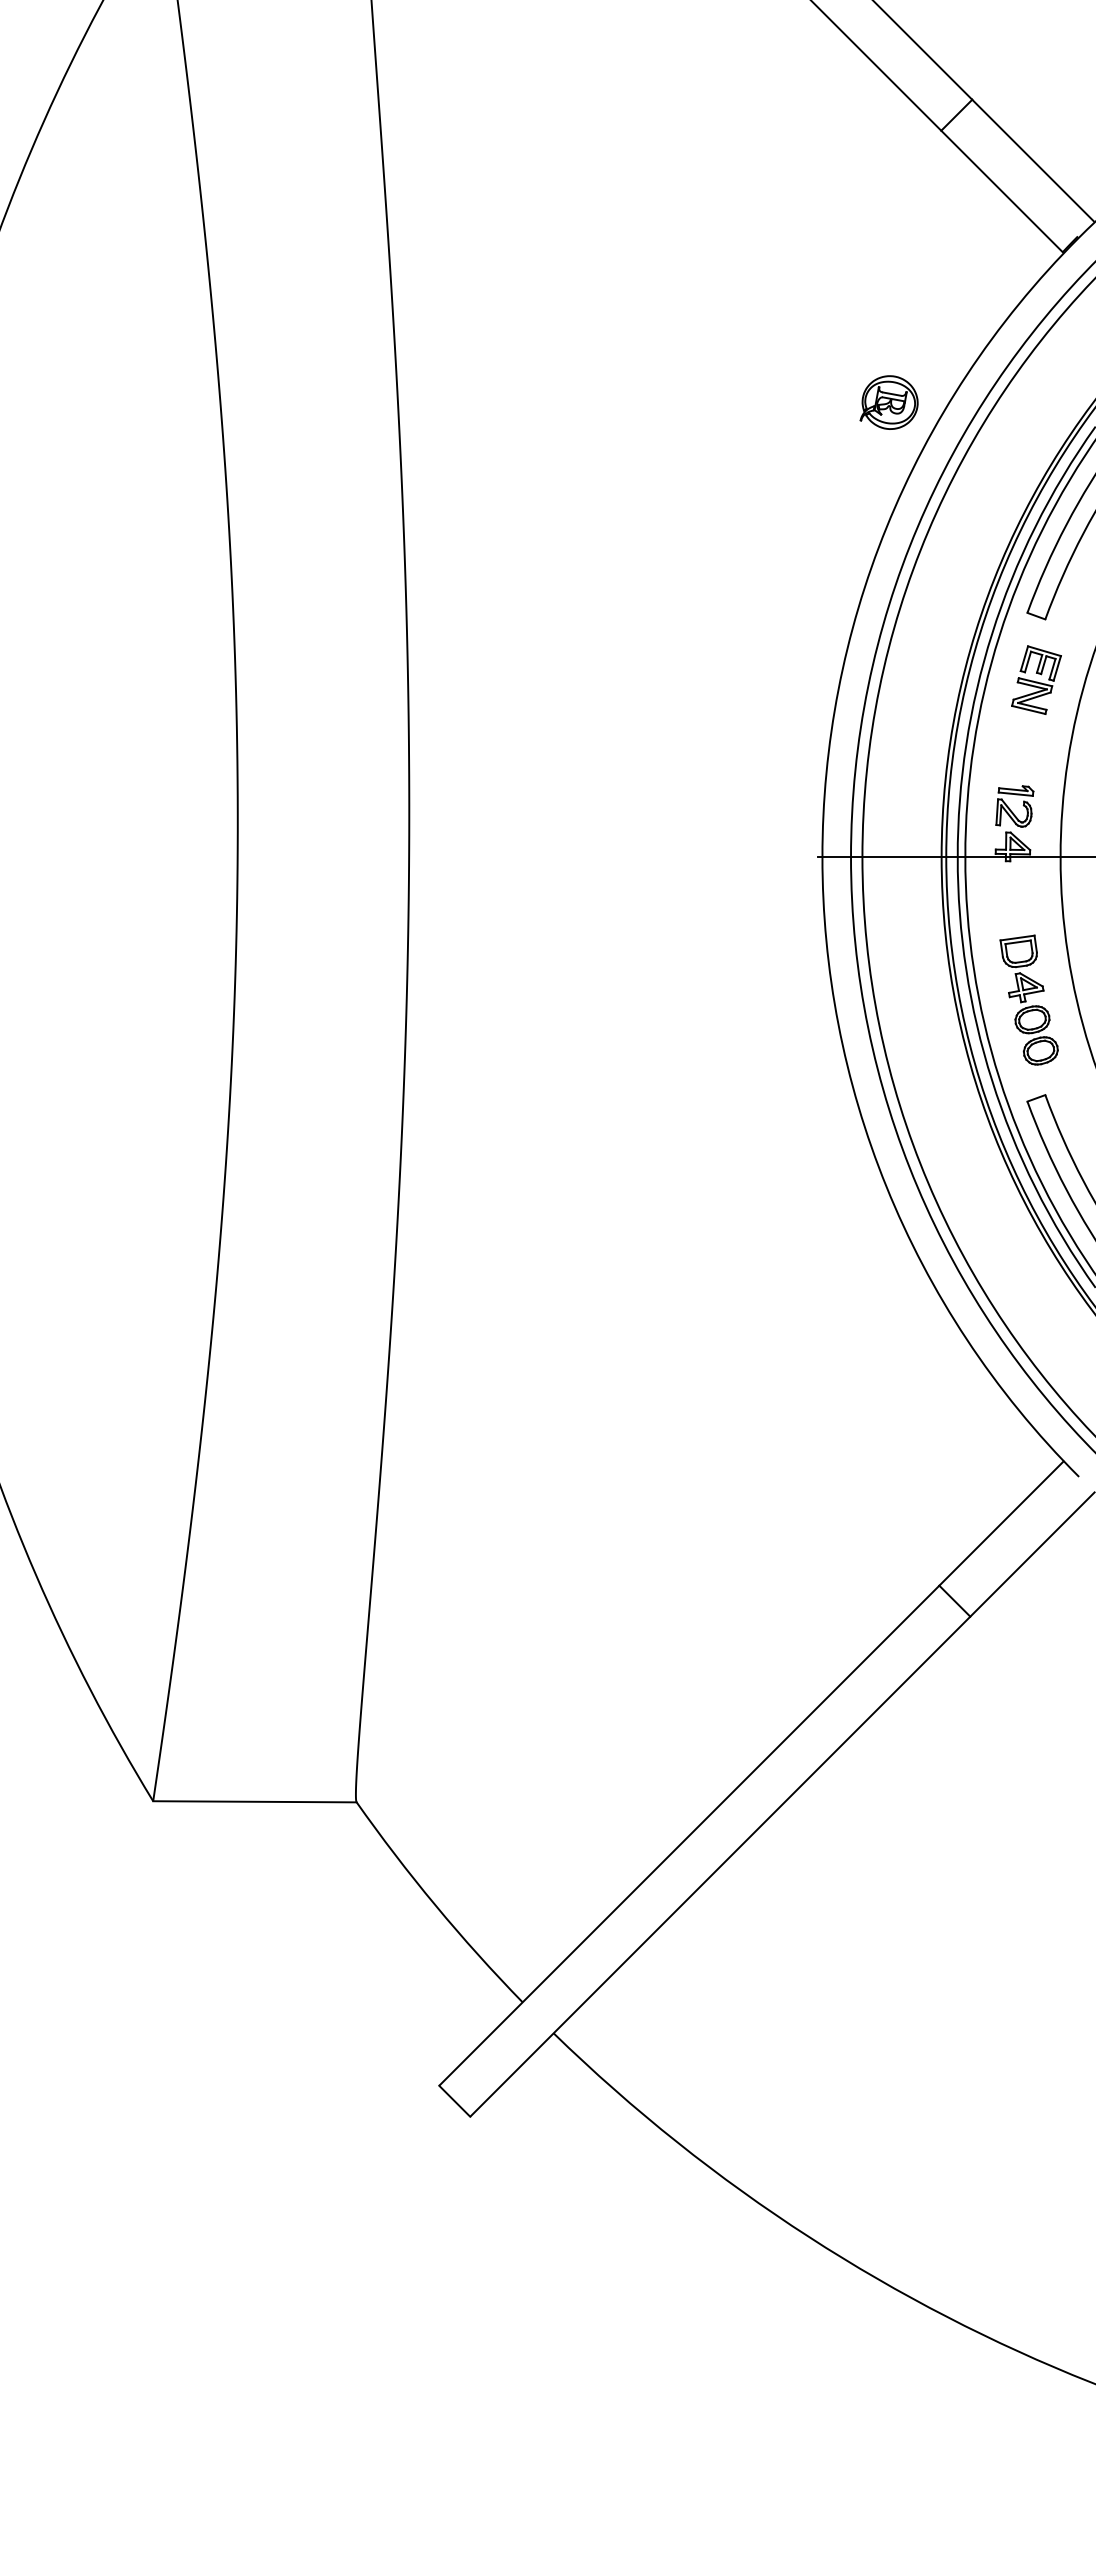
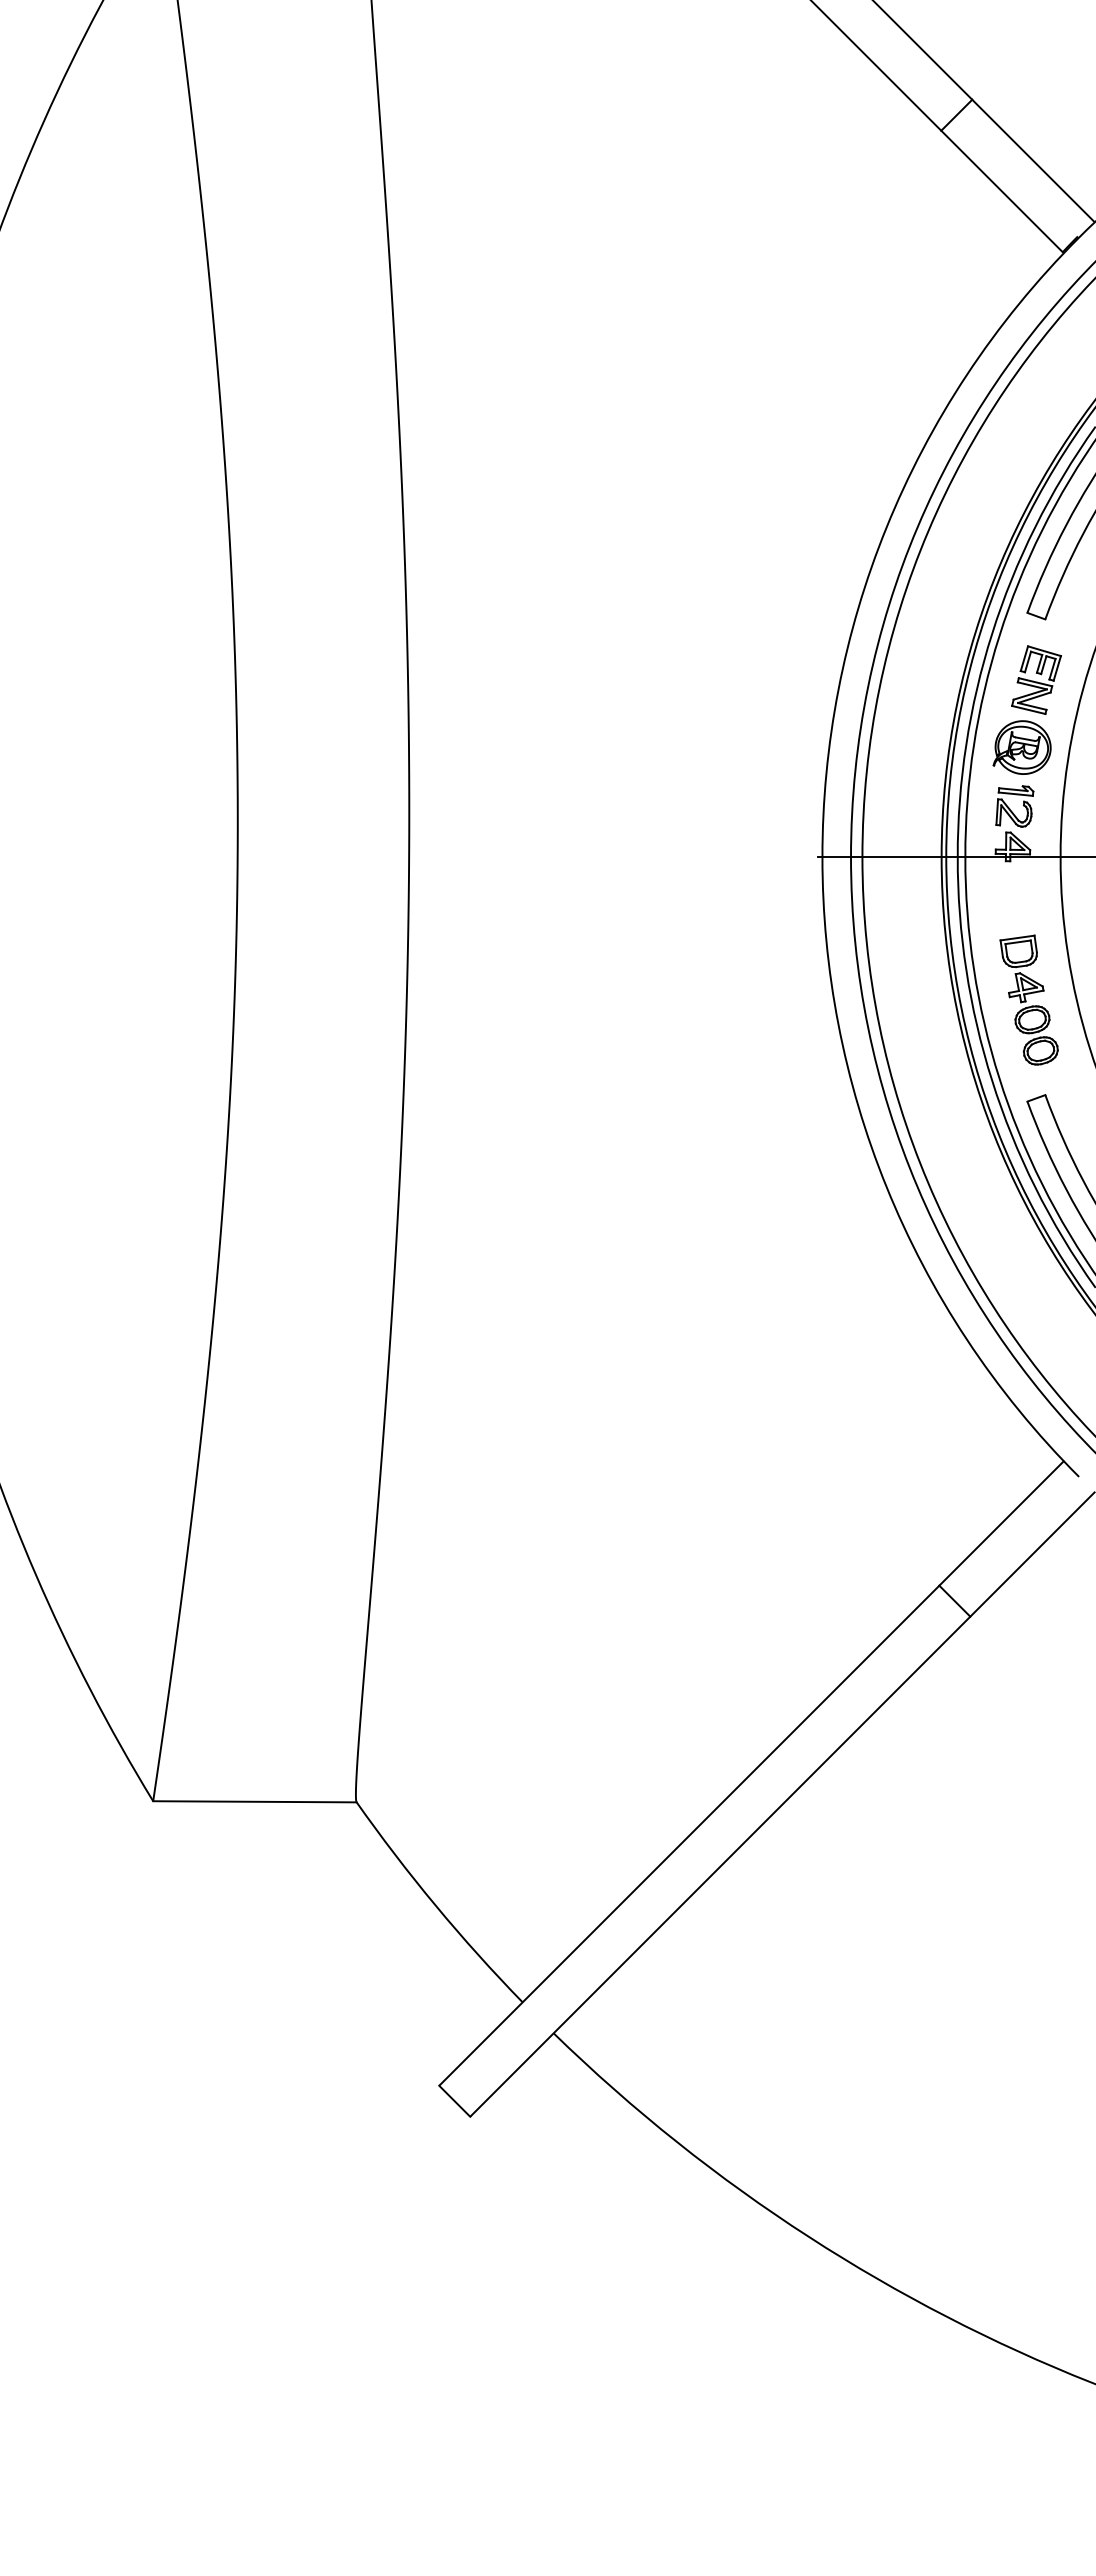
part position: (888, 402) -> (1021, 747) (1021, 747)
